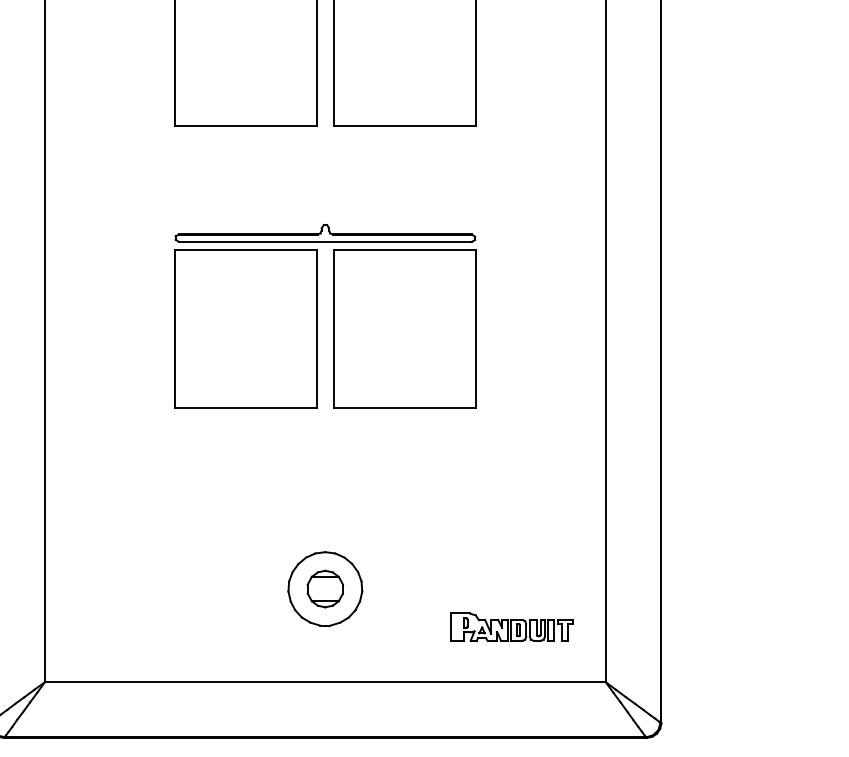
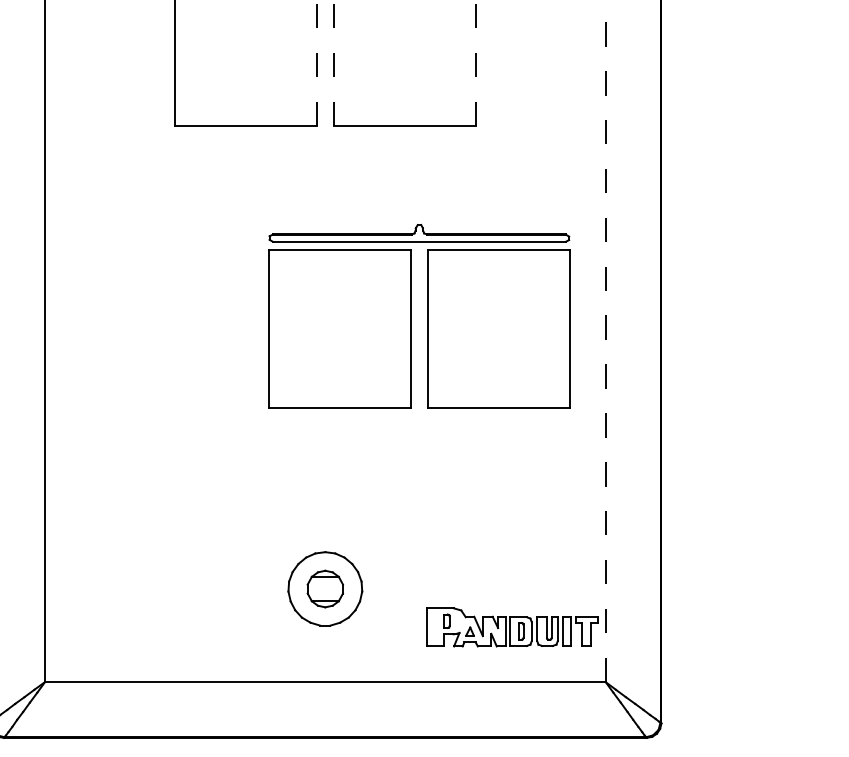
line: solid -> dashed (316, 63)
line: solid -> dashed (334, 63)
line: solid -> dashed (475, 63)
part position: (317, 316) -> (411, 316) (411, 316)
line: solid -> dashed (605, 341)
part size: 124x31 px -> 173x41 px (512, 627)
